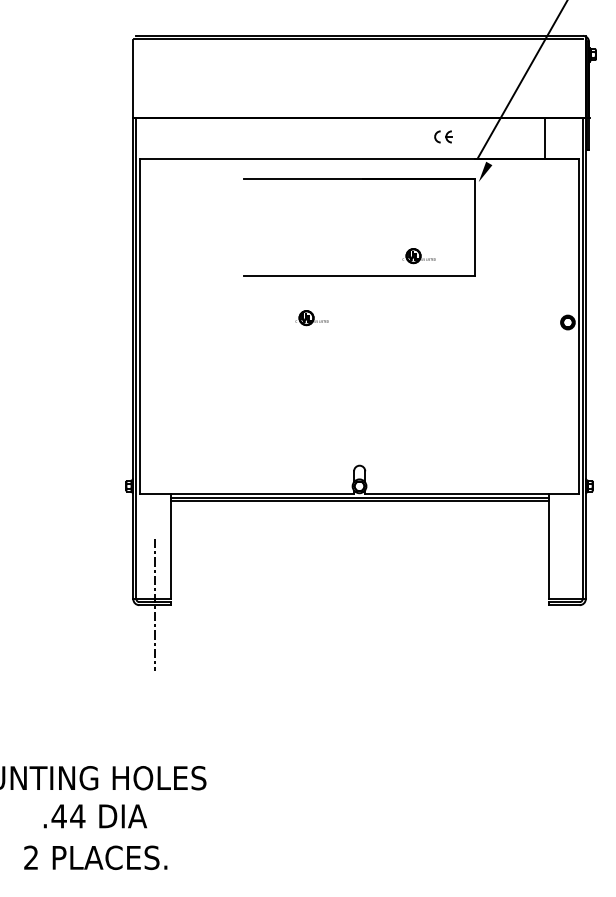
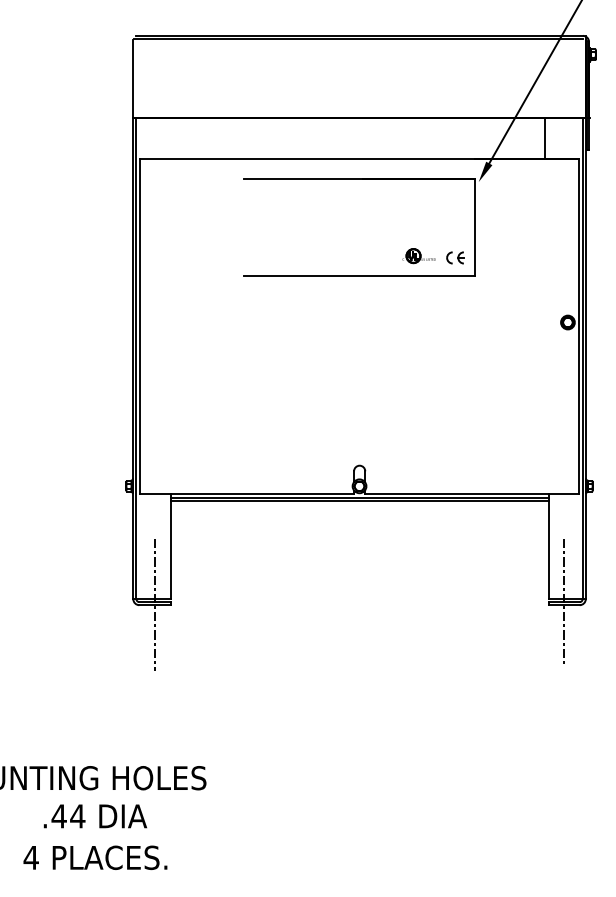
line position: (522, 79) -> (534, 82) (534, 82)
part position: (443, 136) -> (455, 257) (455, 257)
part: present -> none (311, 318)
line: none -> present (563, 601)
text: 2 -> 4 (30, 857)
